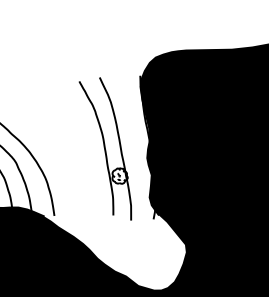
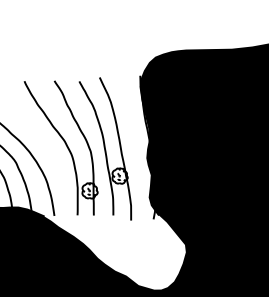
part: none -> present (60, 147)
